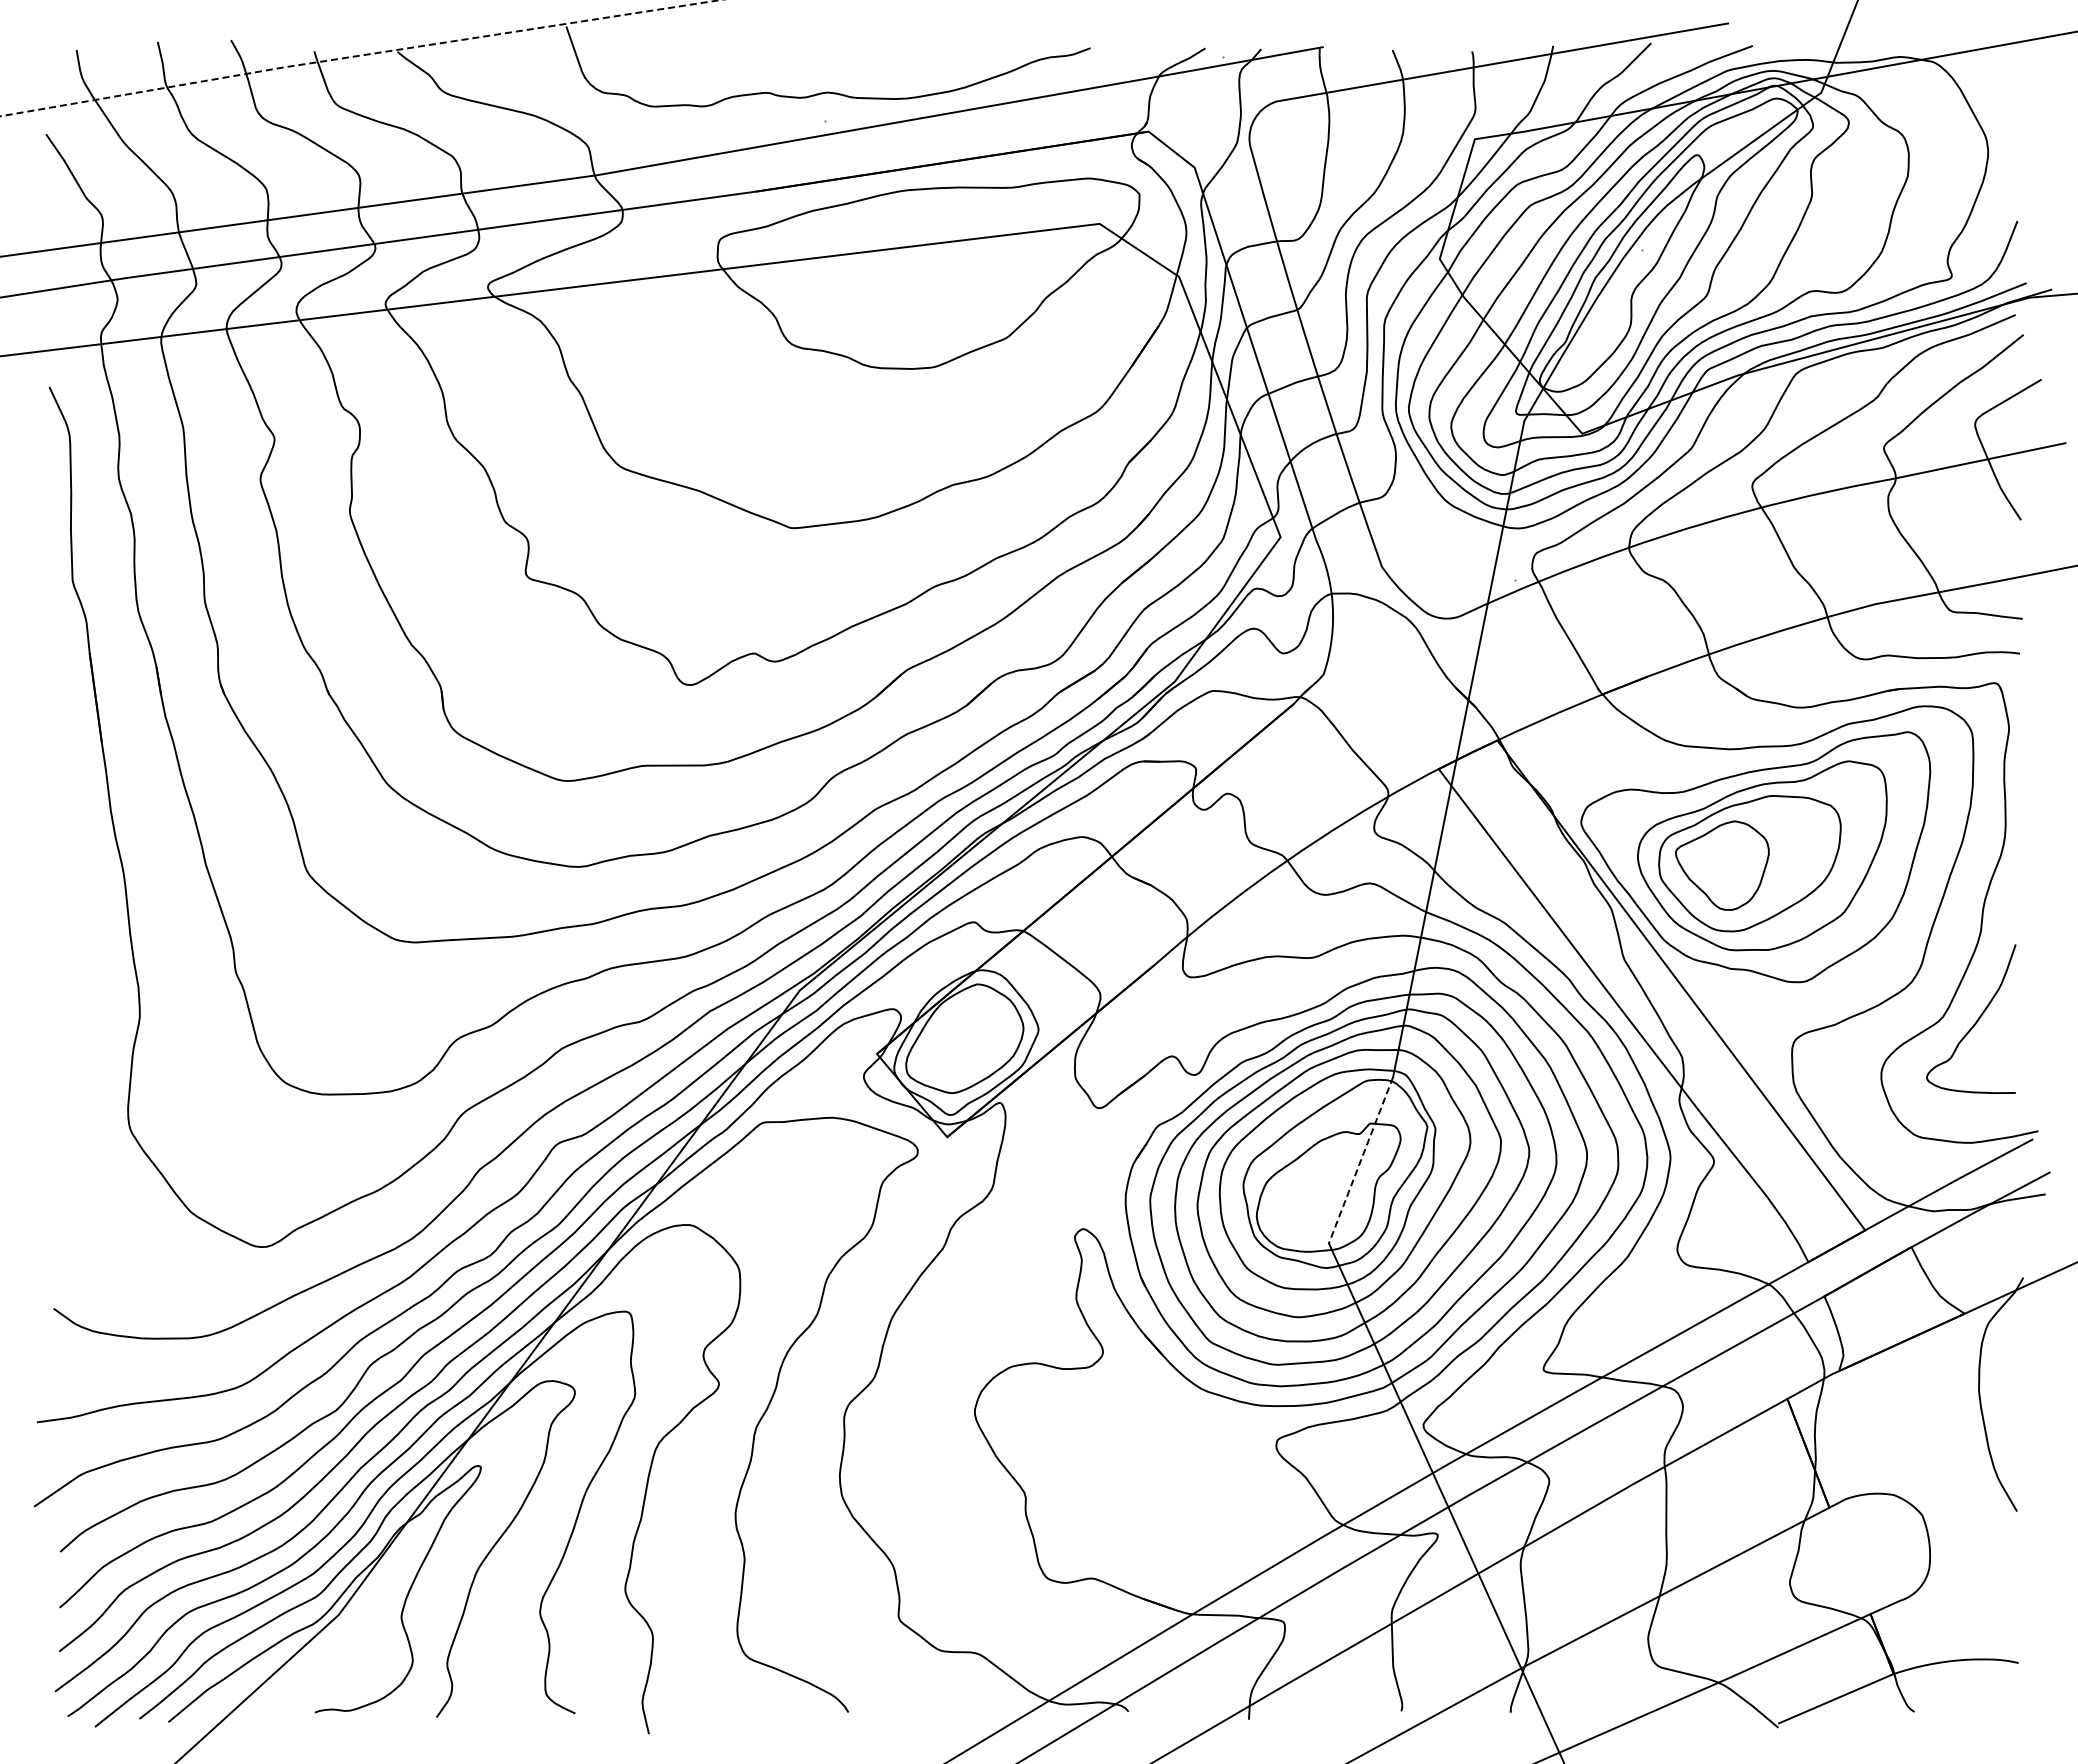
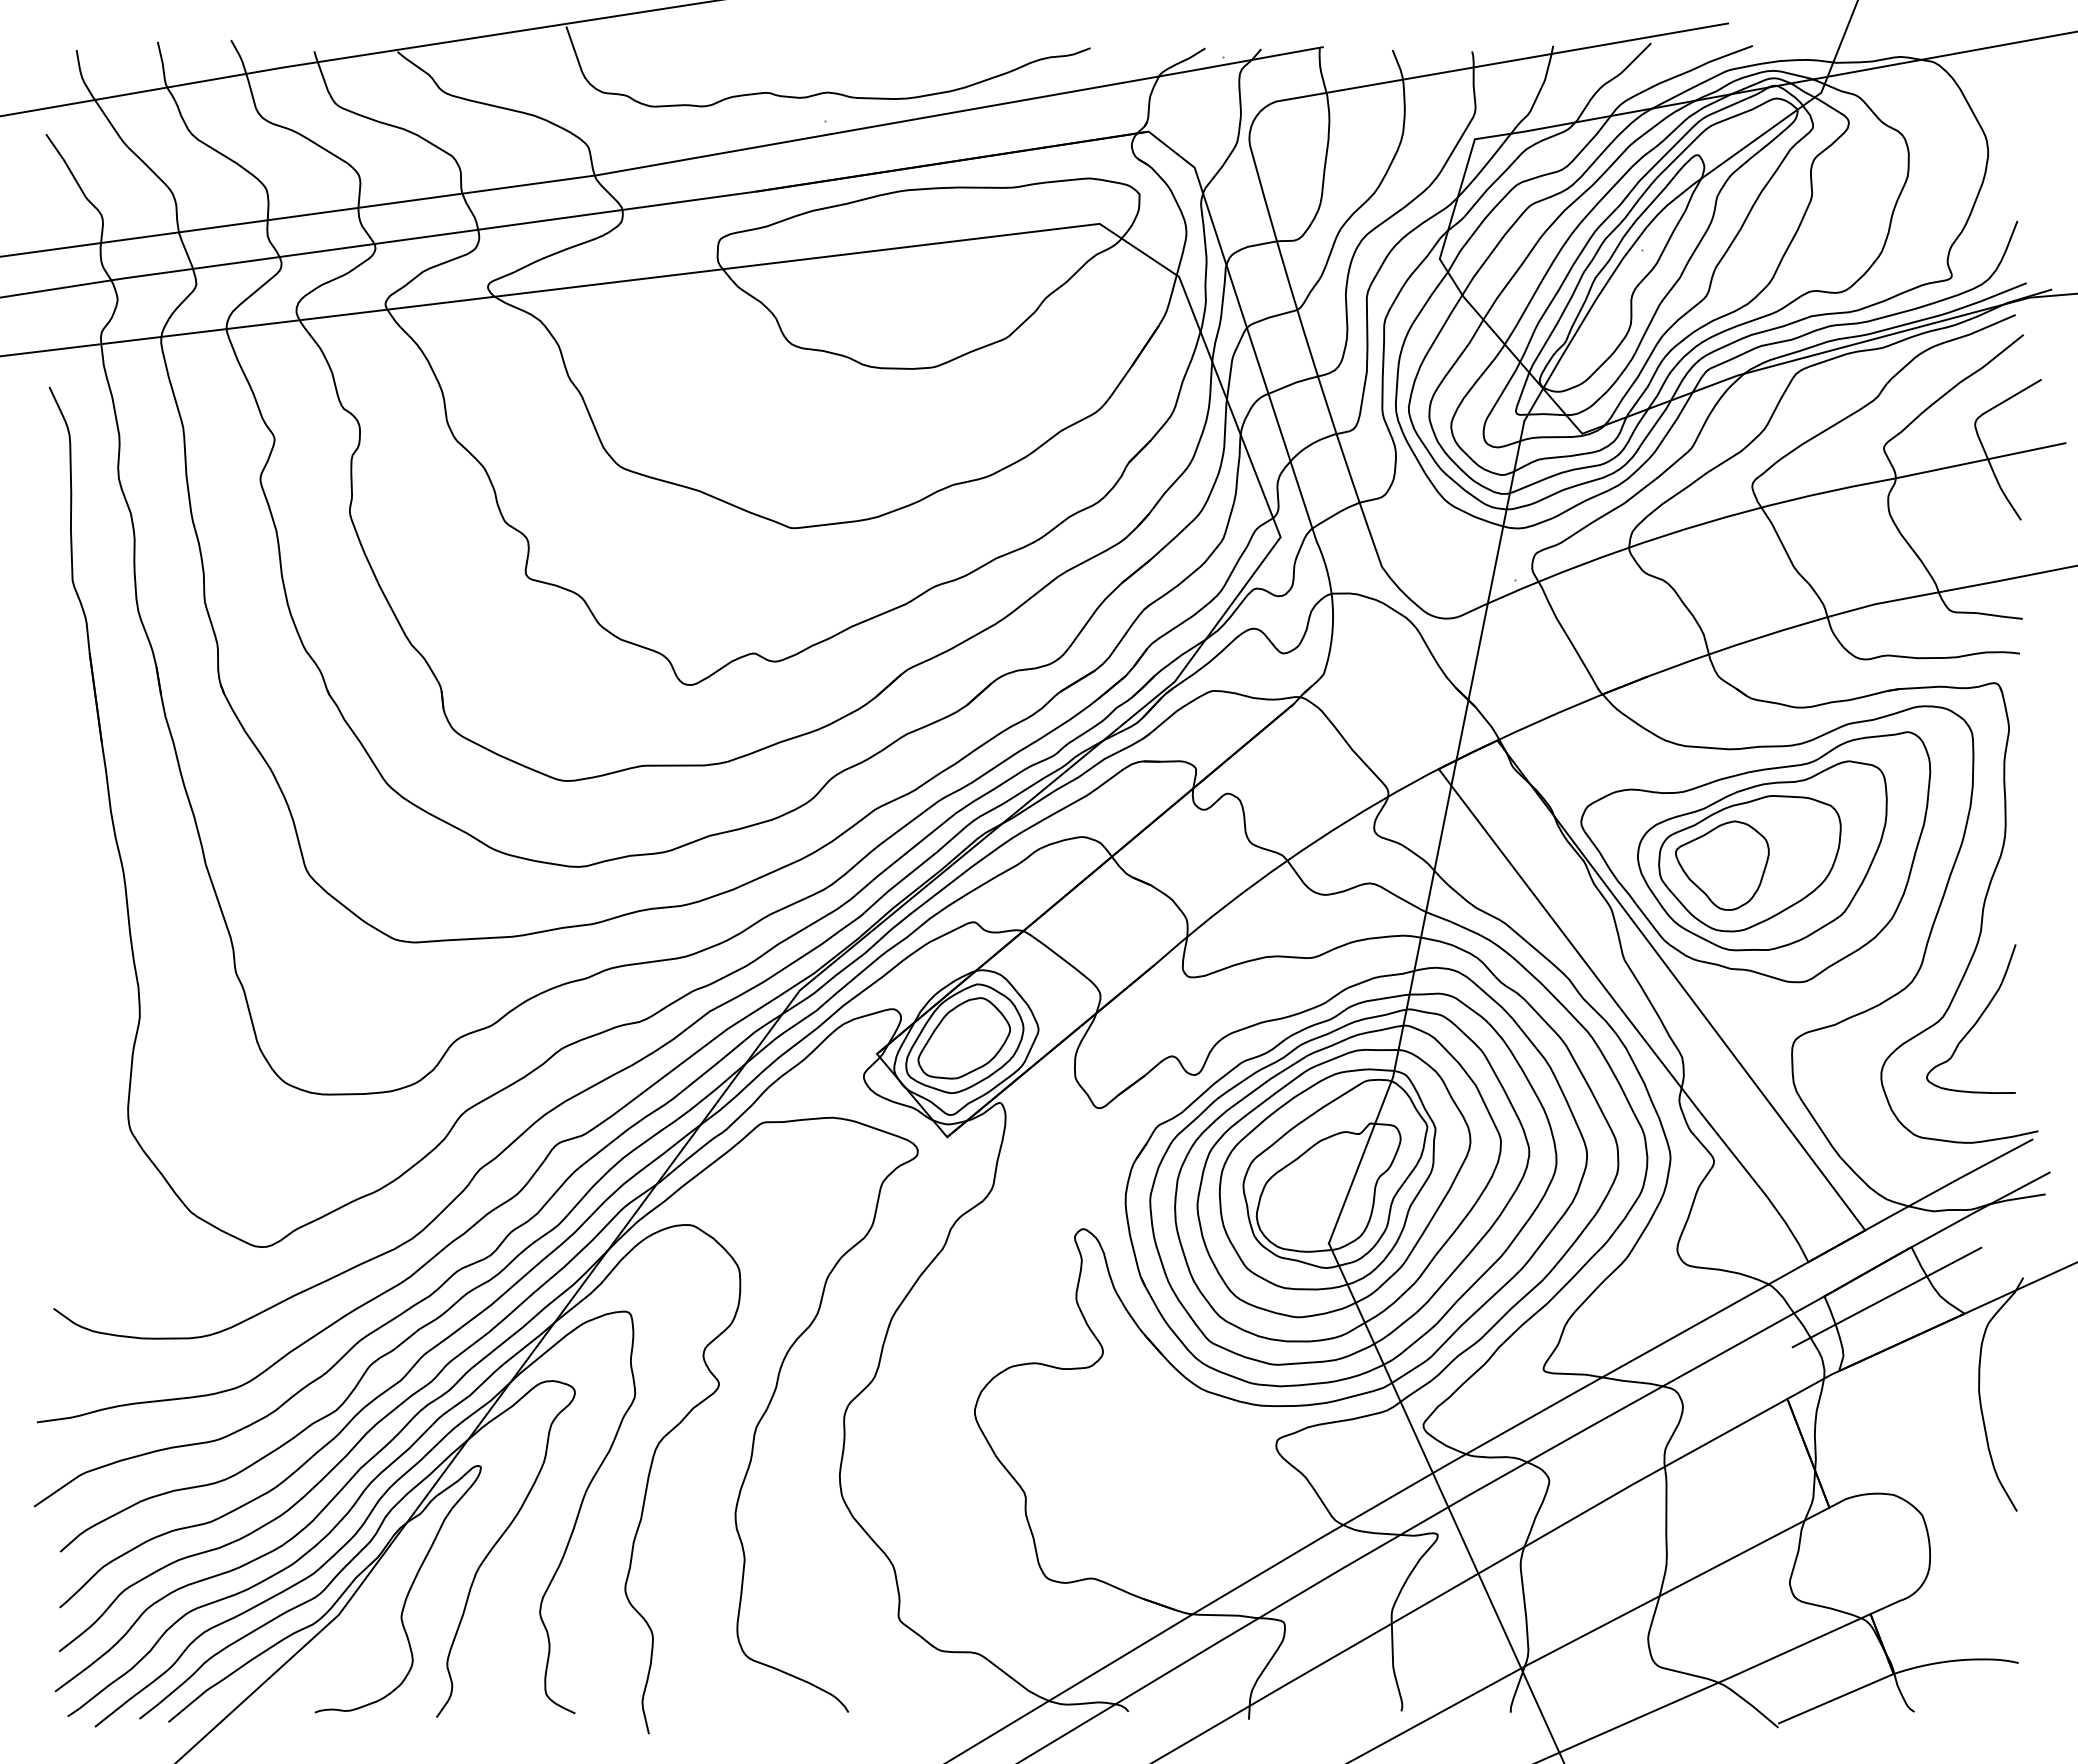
line: dashed -> solid (359, 55)
part: none -> present (963, 1038)
line: dashed -> solid (1360, 1160)
line: none -> present (1886, 1297)
